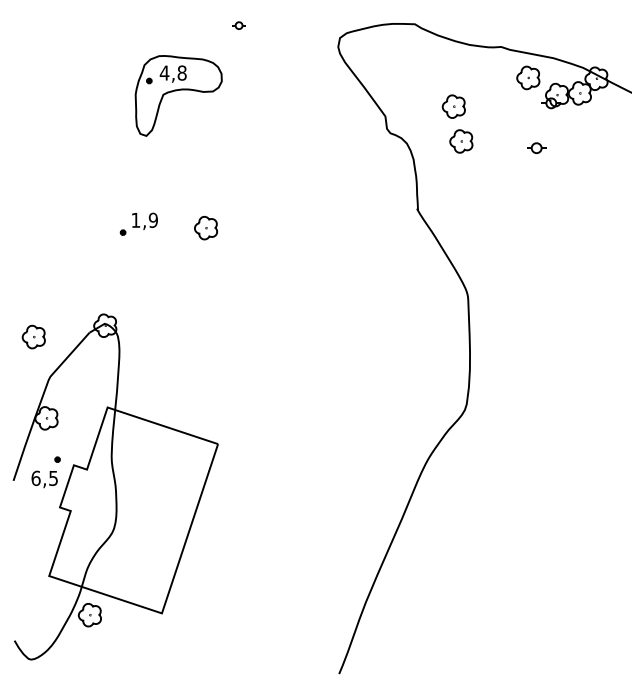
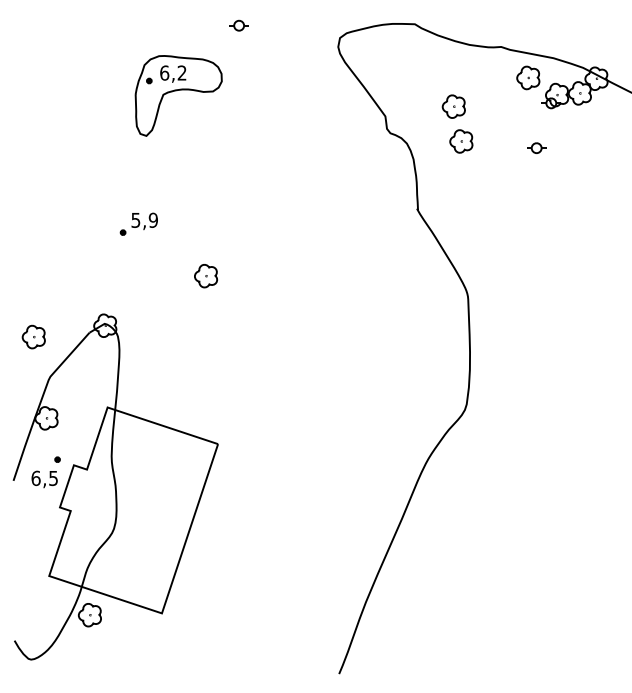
part size: 14x9 px -> 20x13 px (238, 25)
text: 4,8 -> 6,2 (172, 72)
text: 1,9 -> 5,9 (135, 220)
part position: (205, 228) -> (205, 276) (205, 276)
